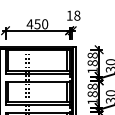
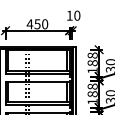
text: 18 -> 10 (77, 15)
